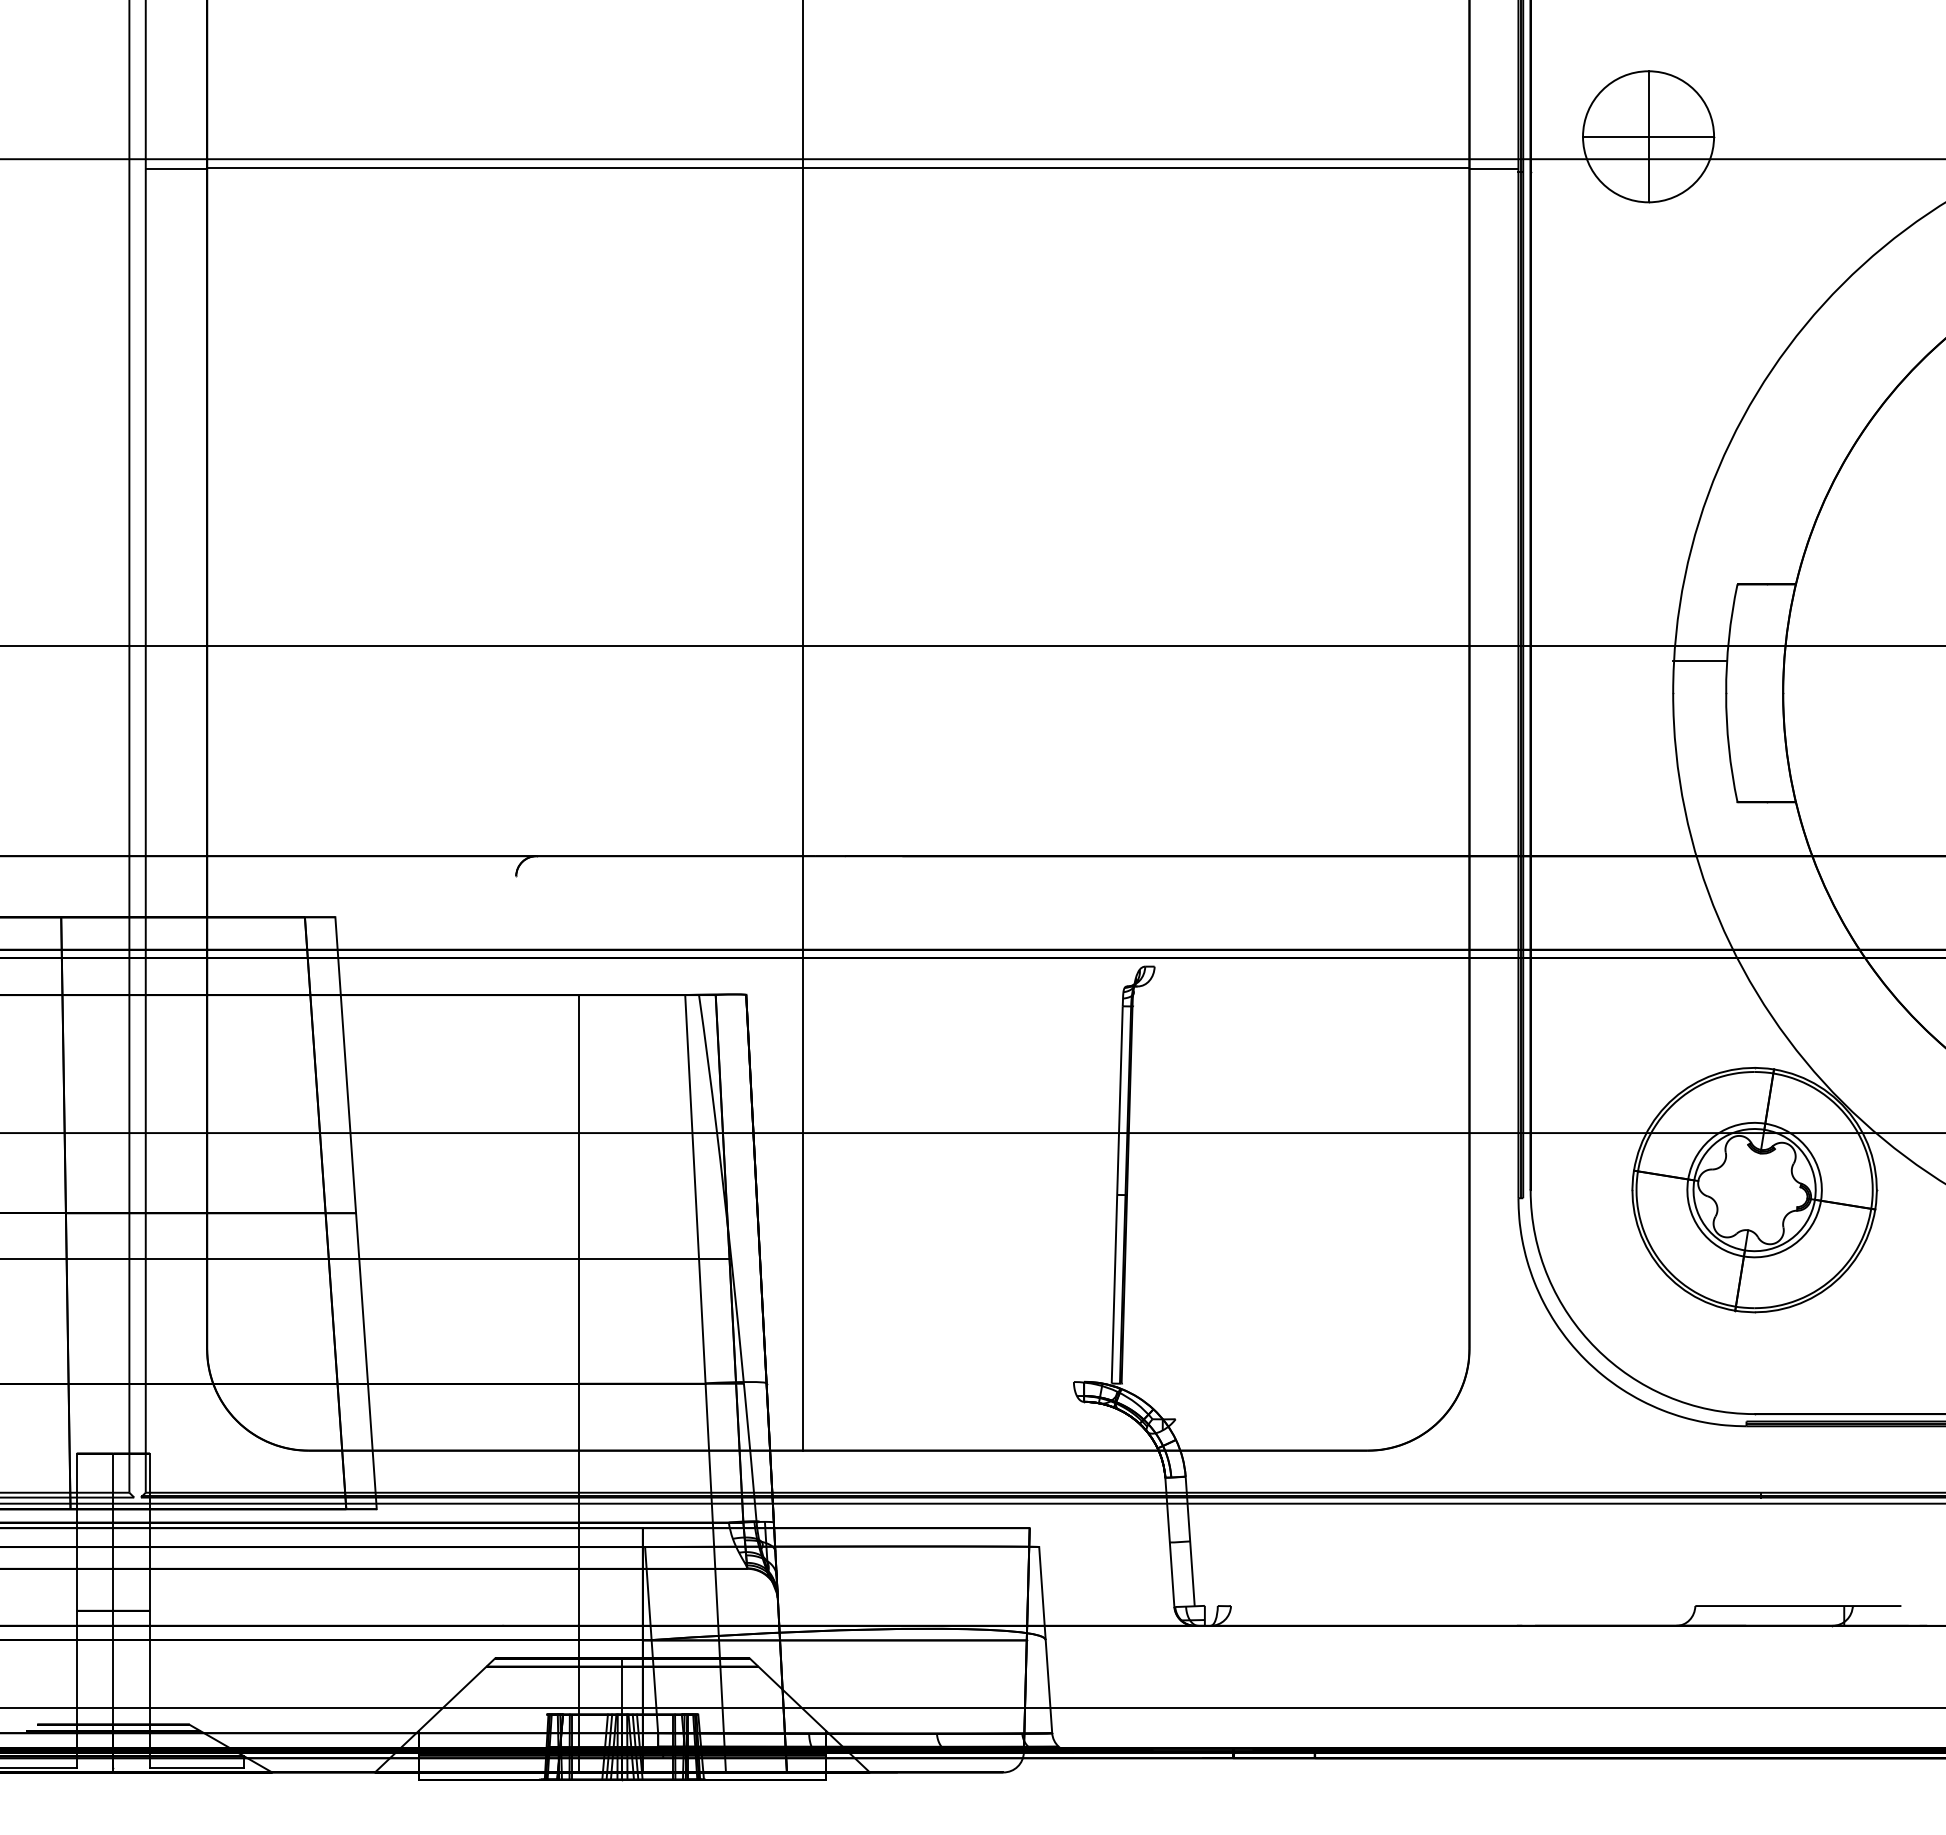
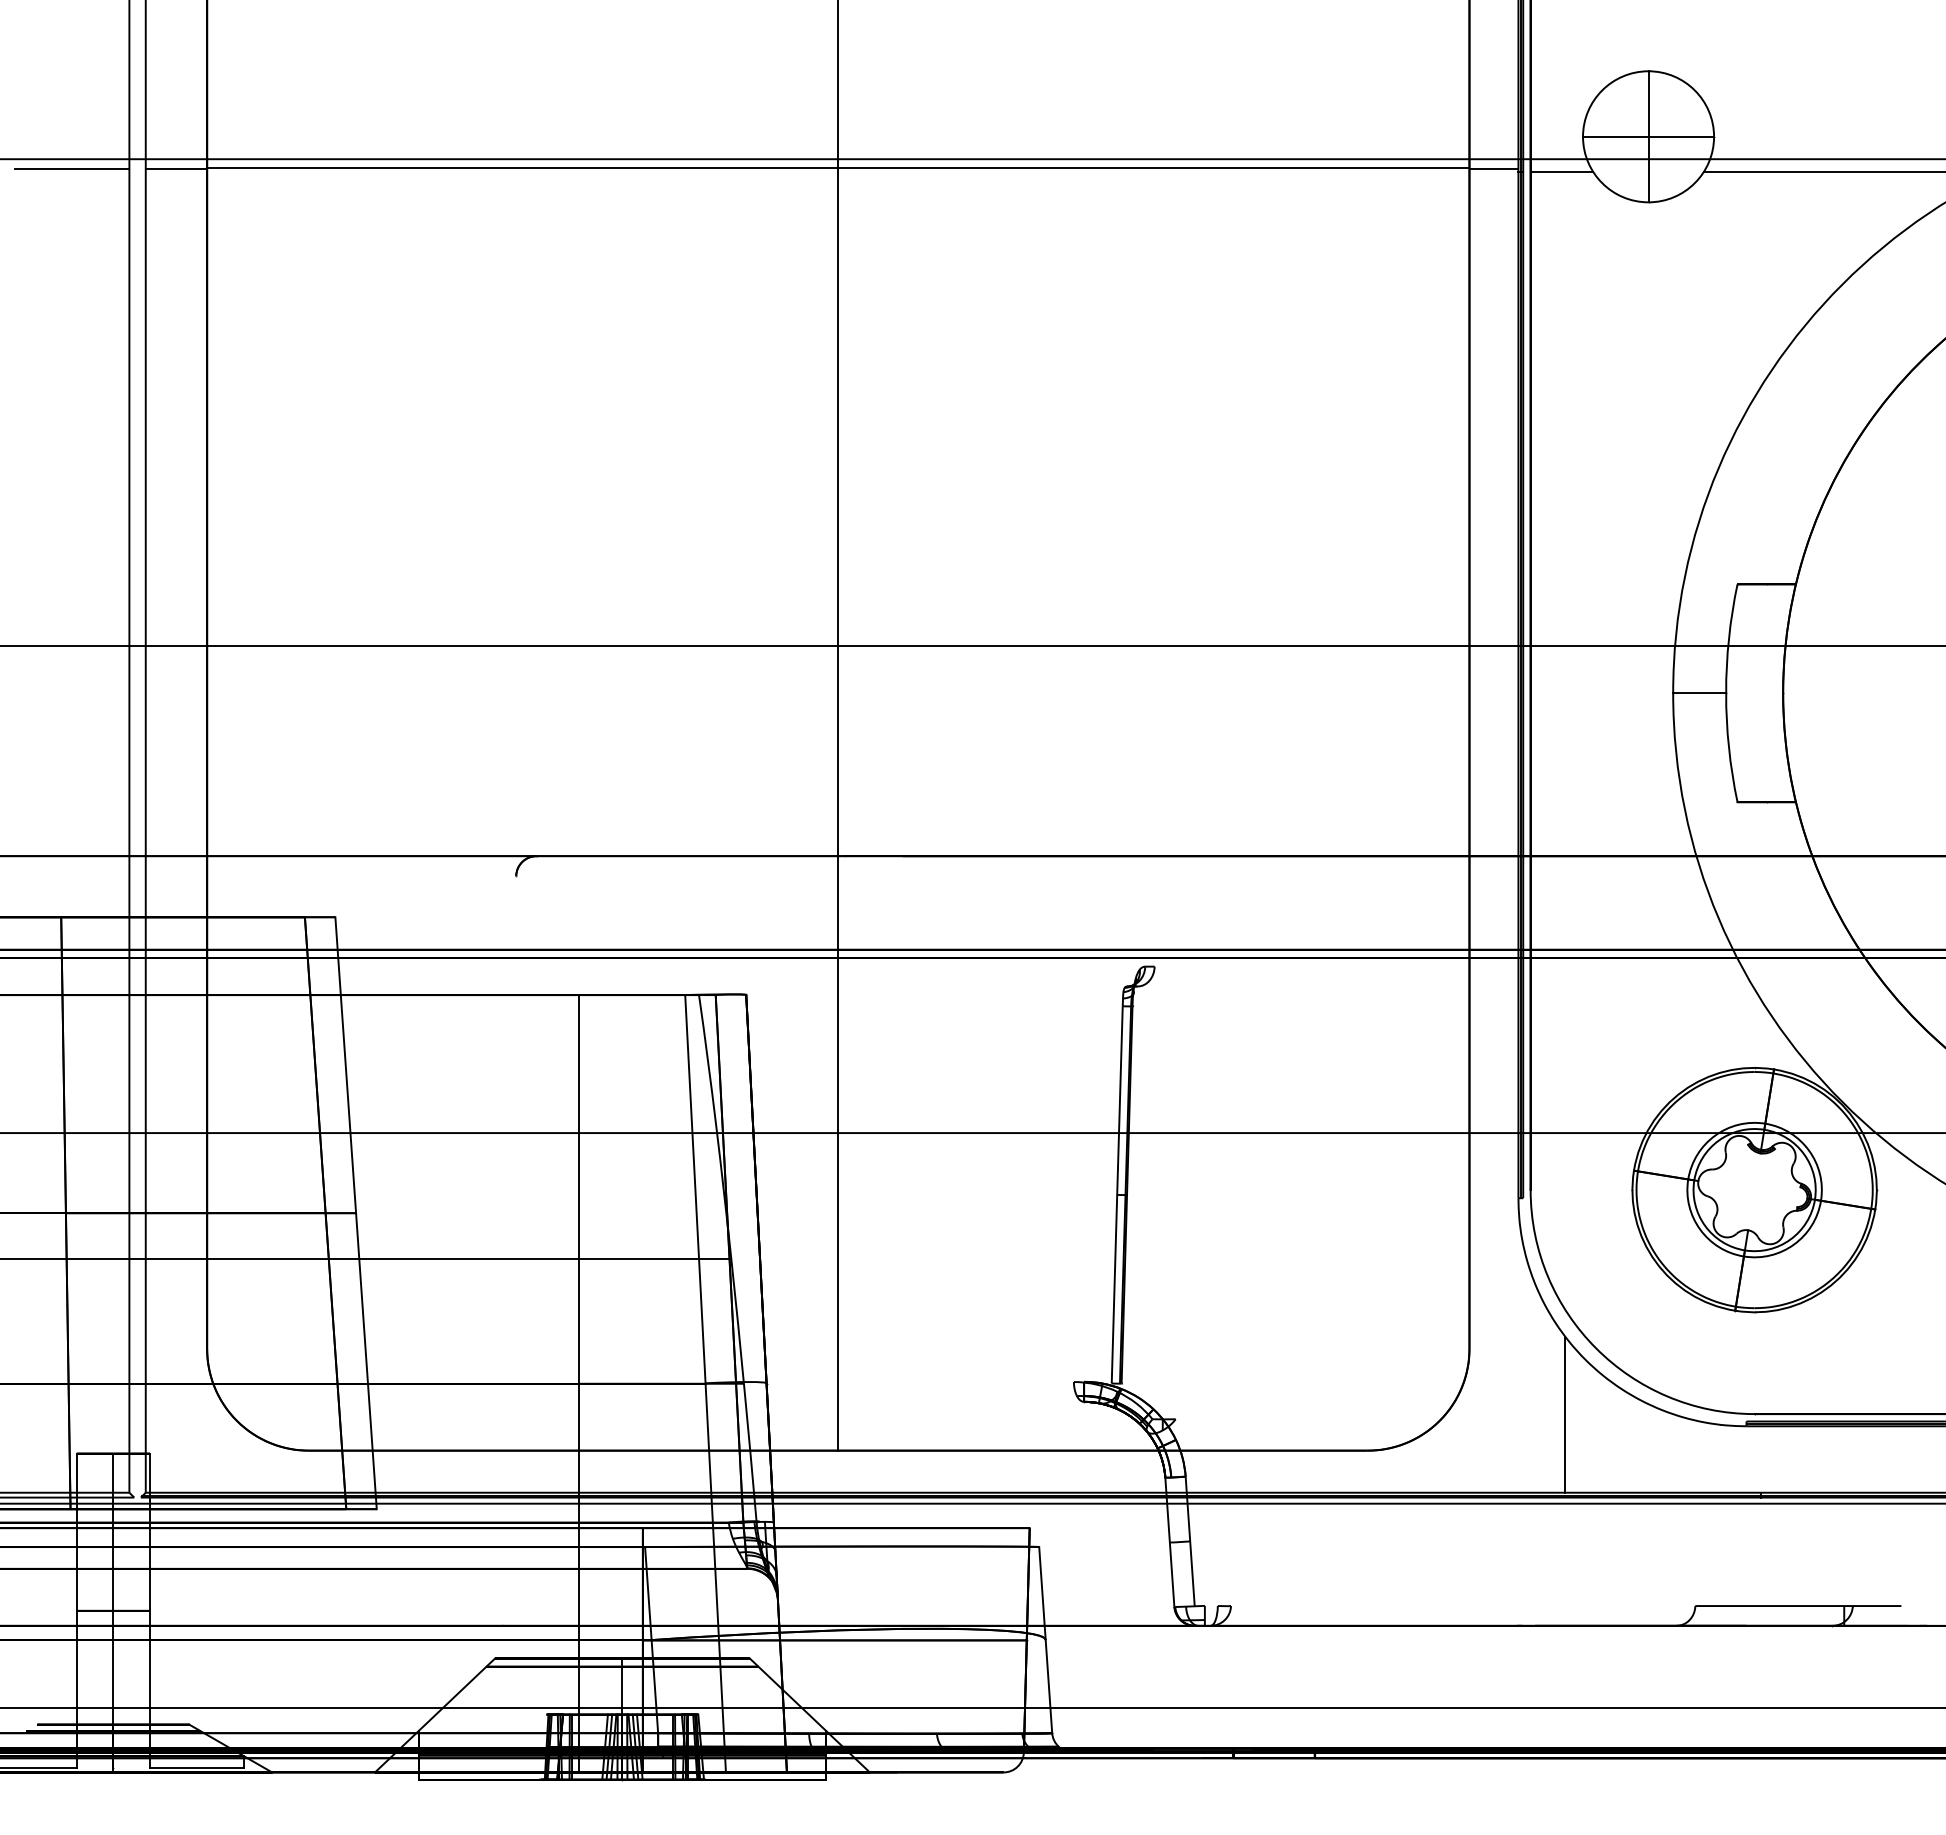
line: none -> present (71, 168)
line: none -> present (1561, 171)
line: none -> present (1822, 171)
line position: (1699, 661) -> (1699, 693) (1699, 693)
line position: (803, 726) -> (838, 726) (838, 726)
line: none -> present (1565, 1414)
